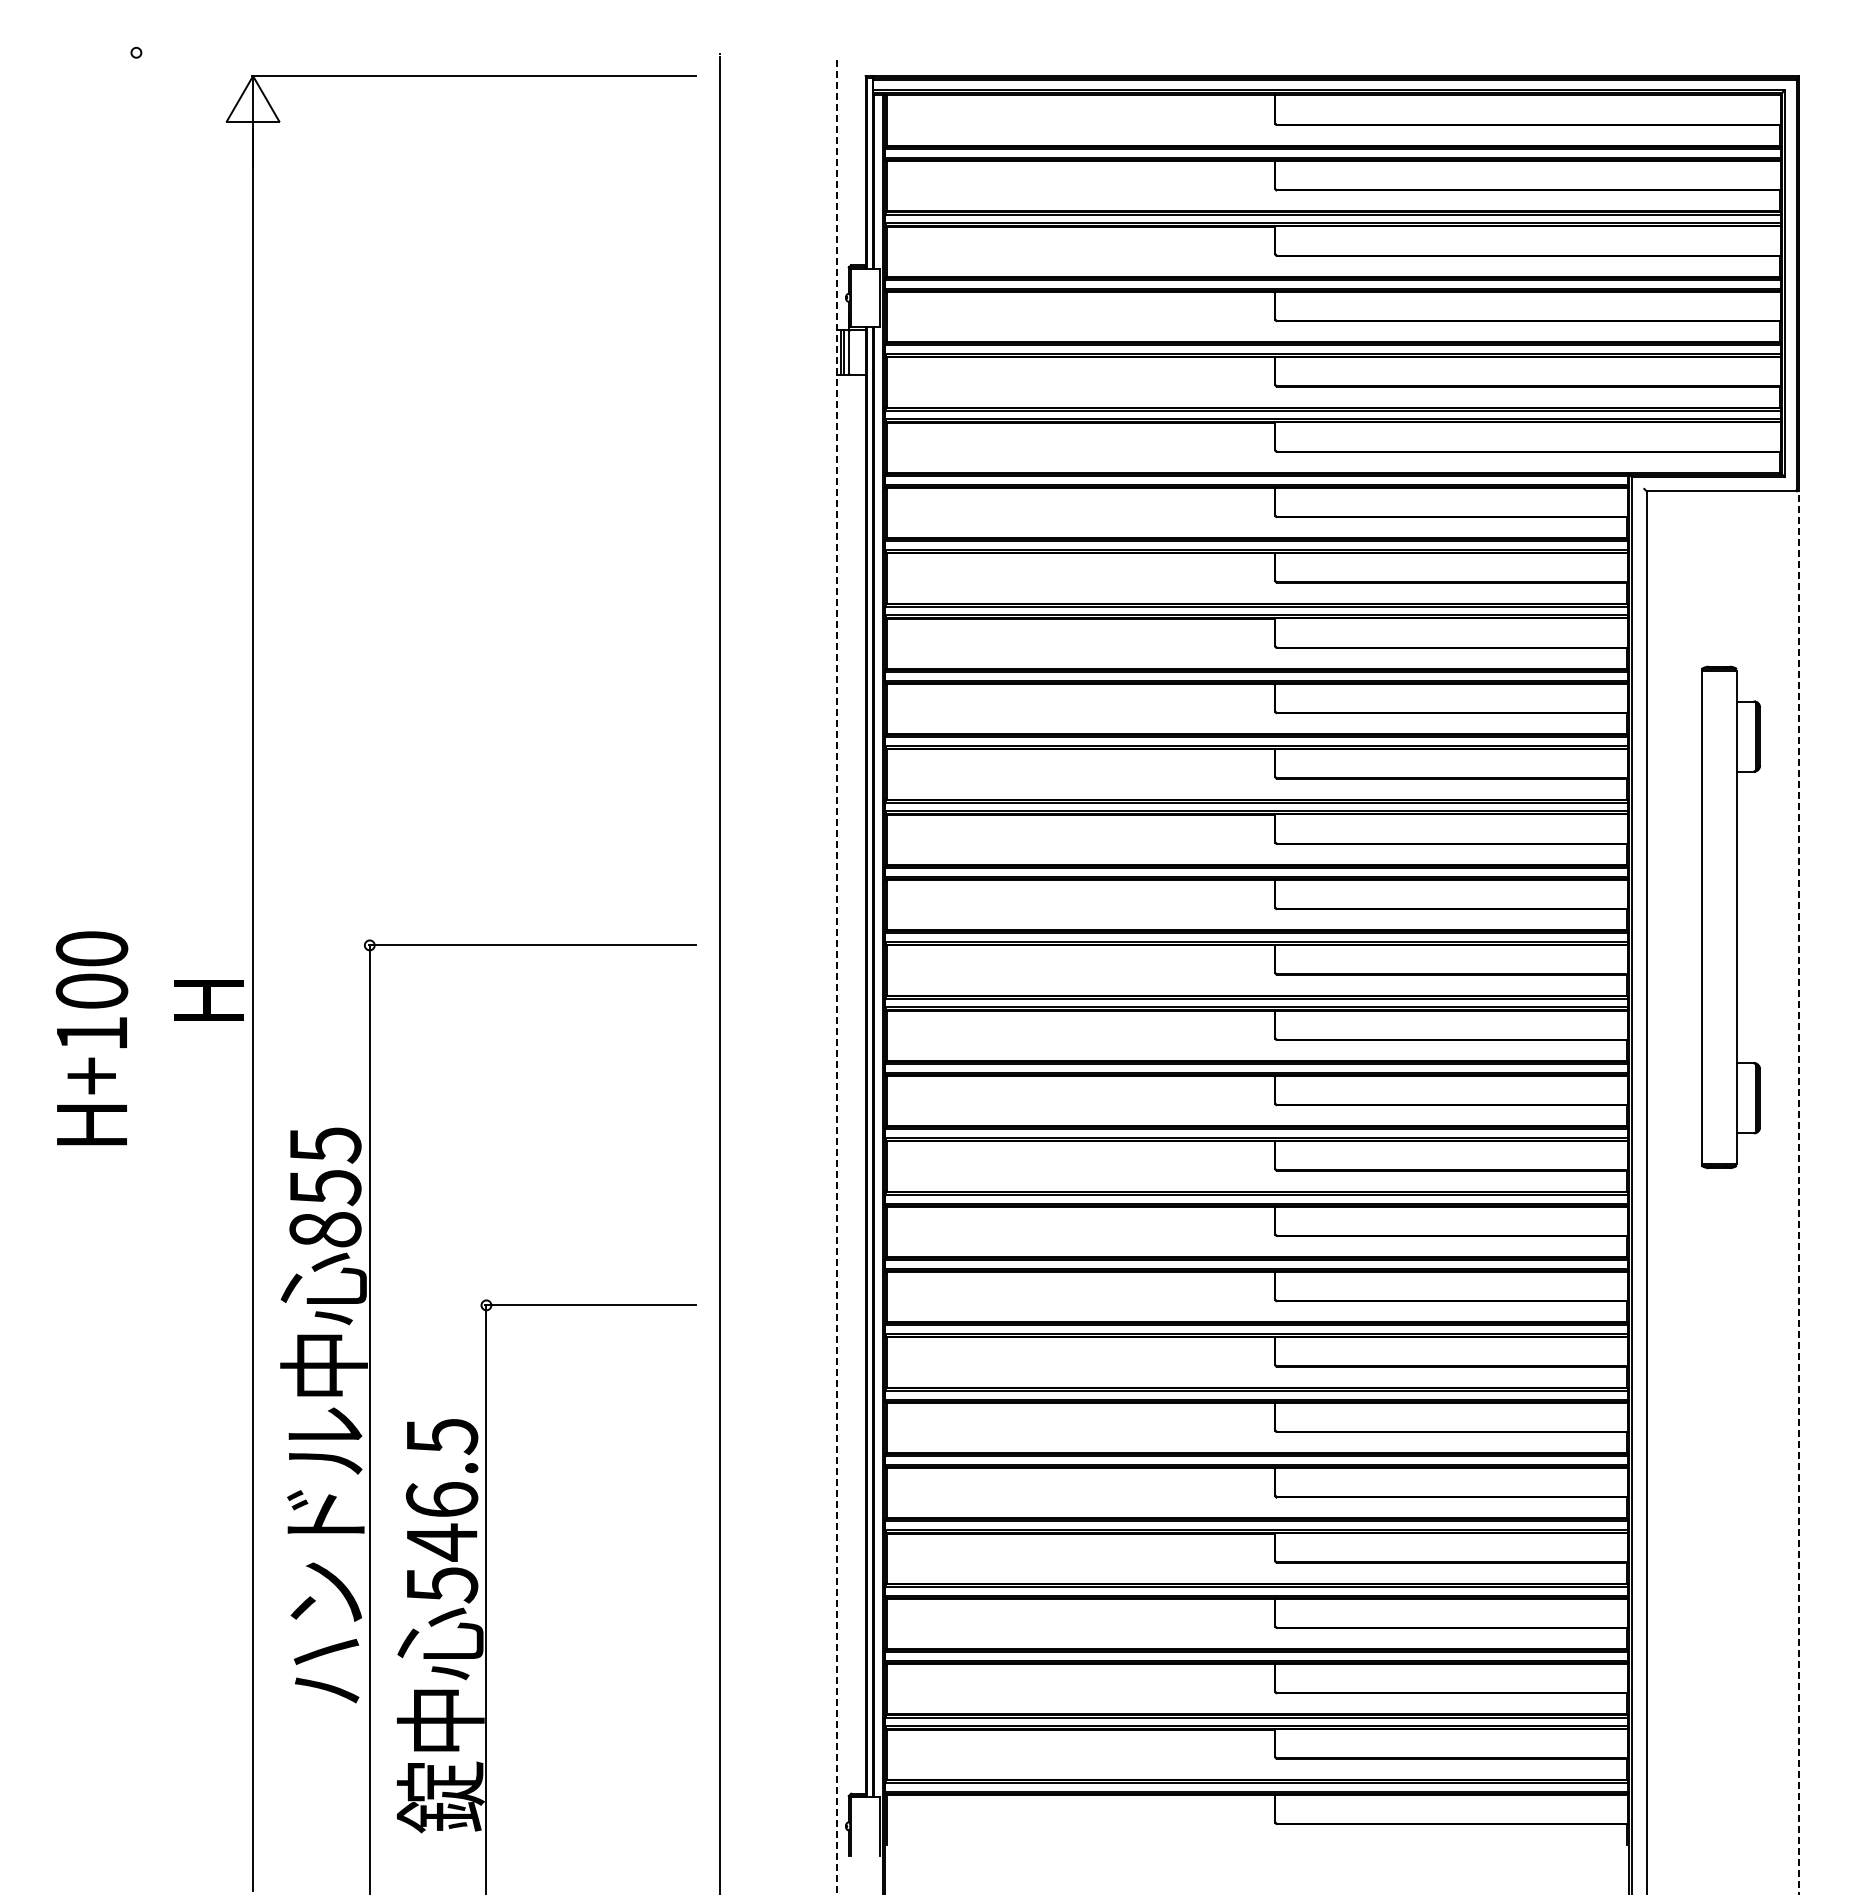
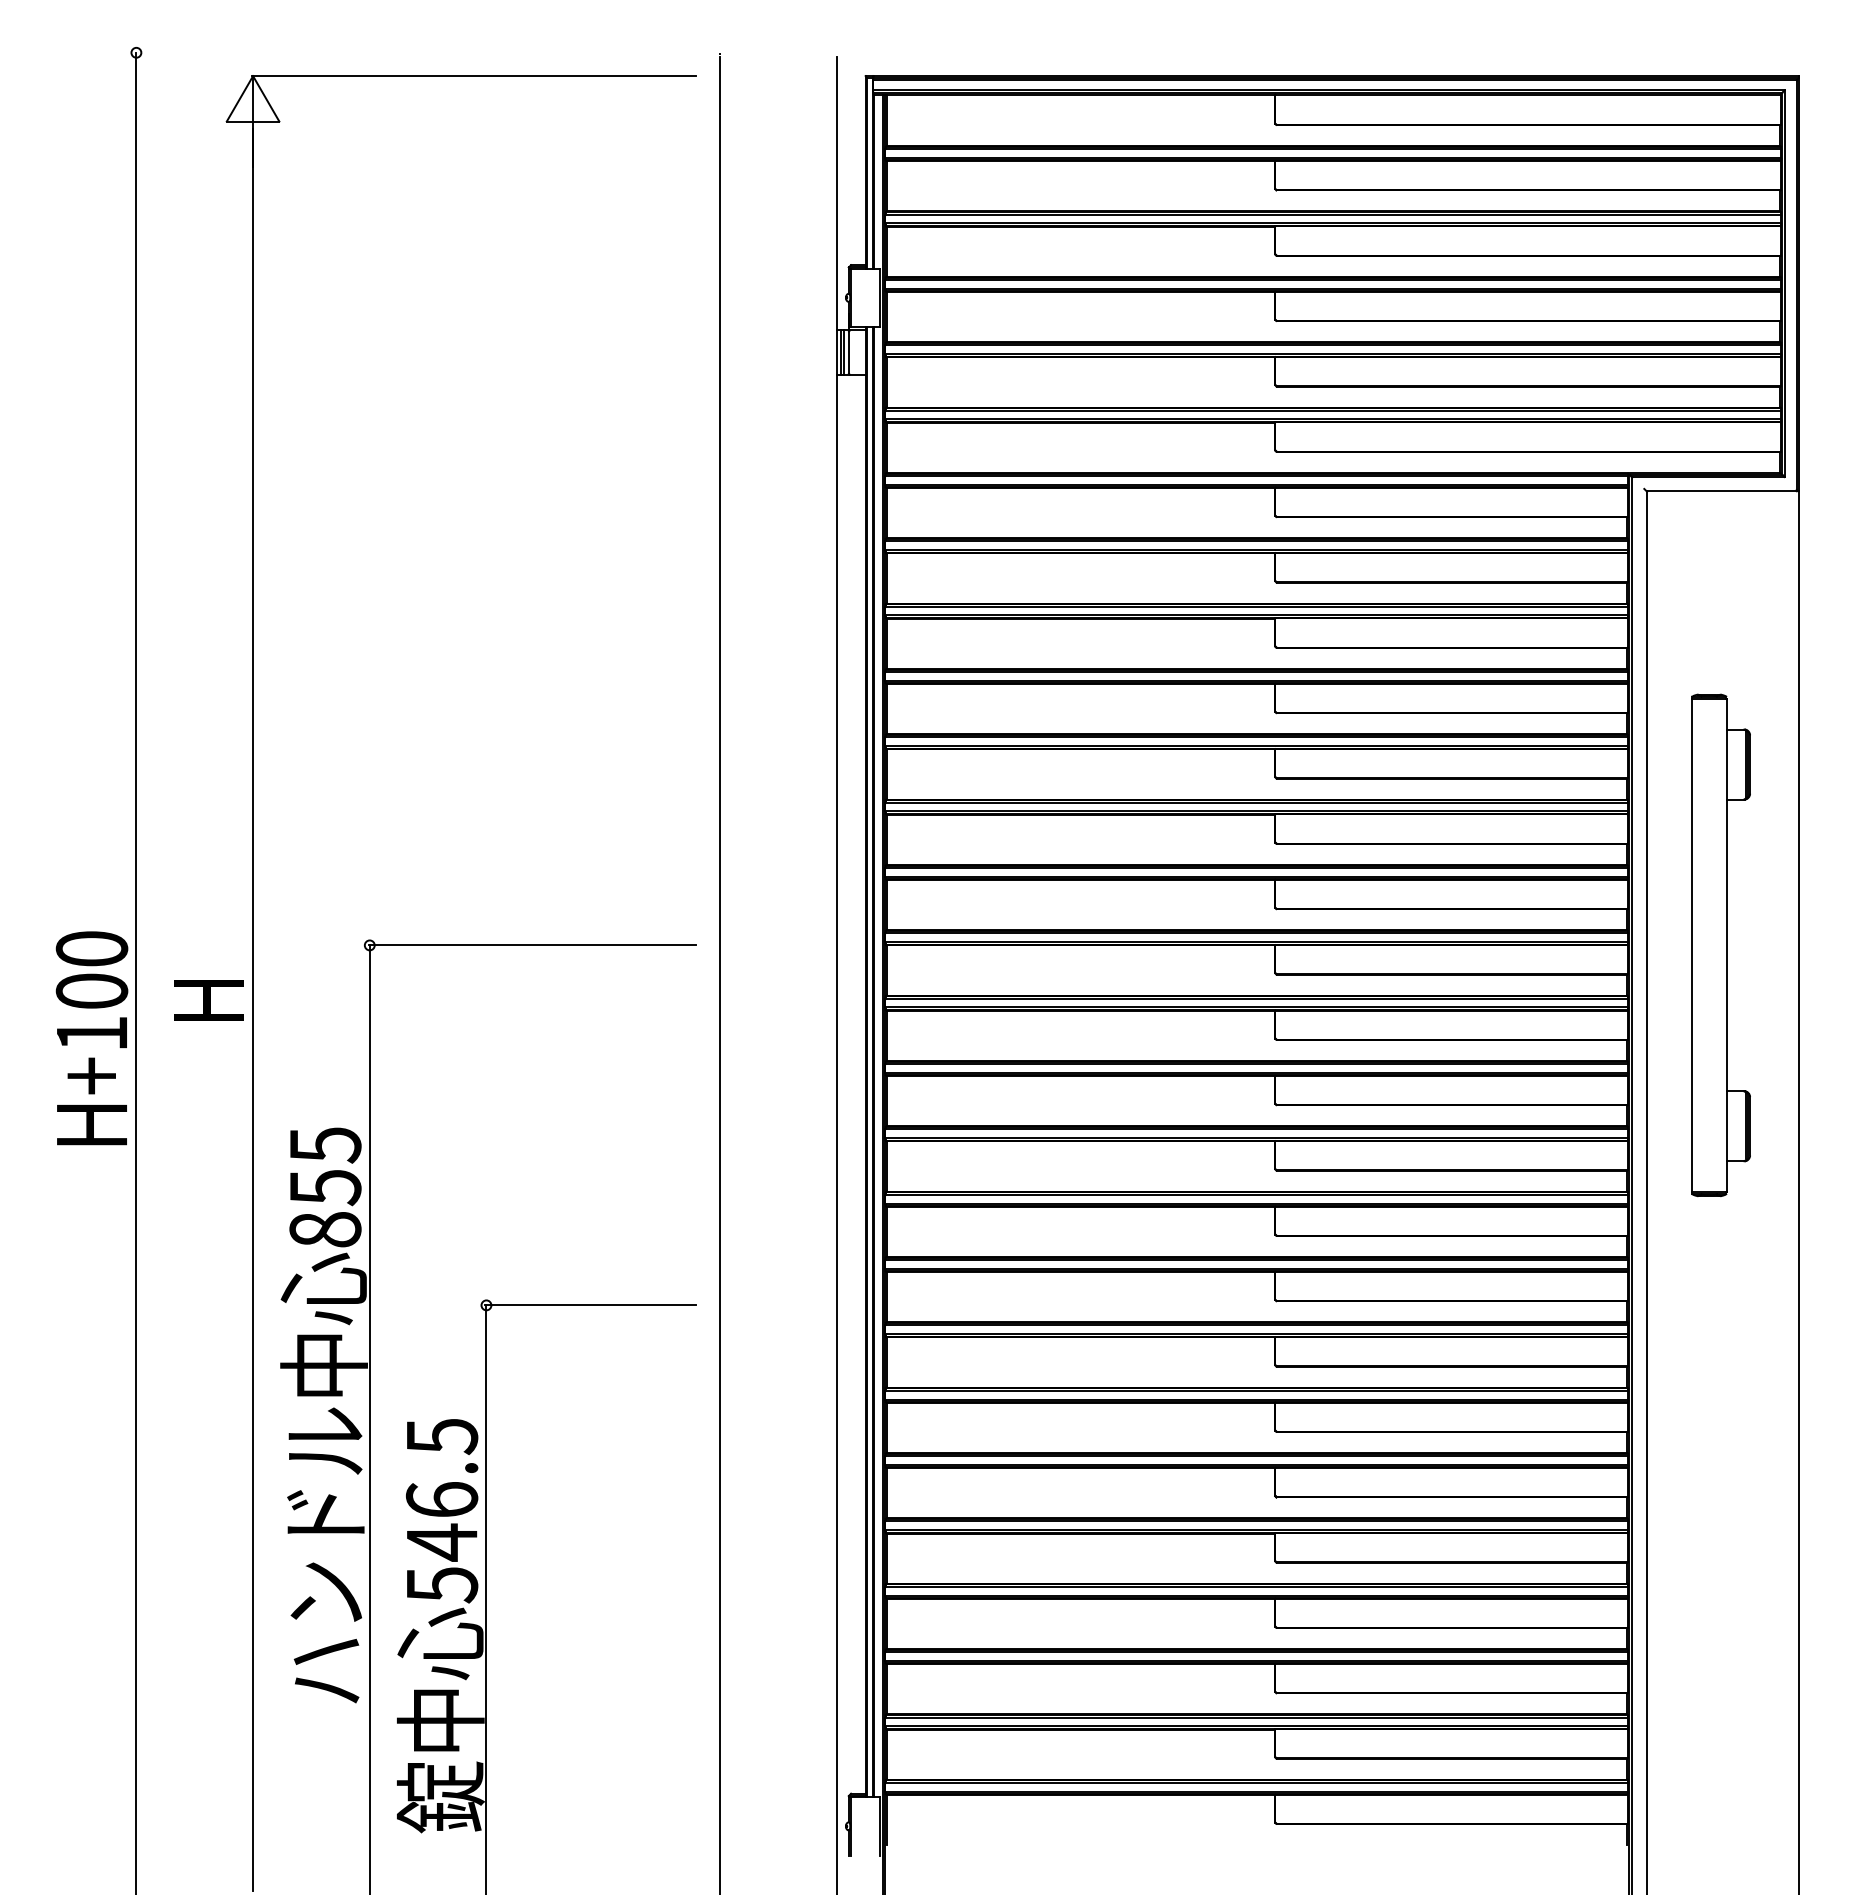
part position: (1730, 917) -> (1720, 945) (1720, 945)
line: none -> present (136, 971)
line: dashed -> solid (836, 975)
line: dashed -> solid (1799, 1192)
